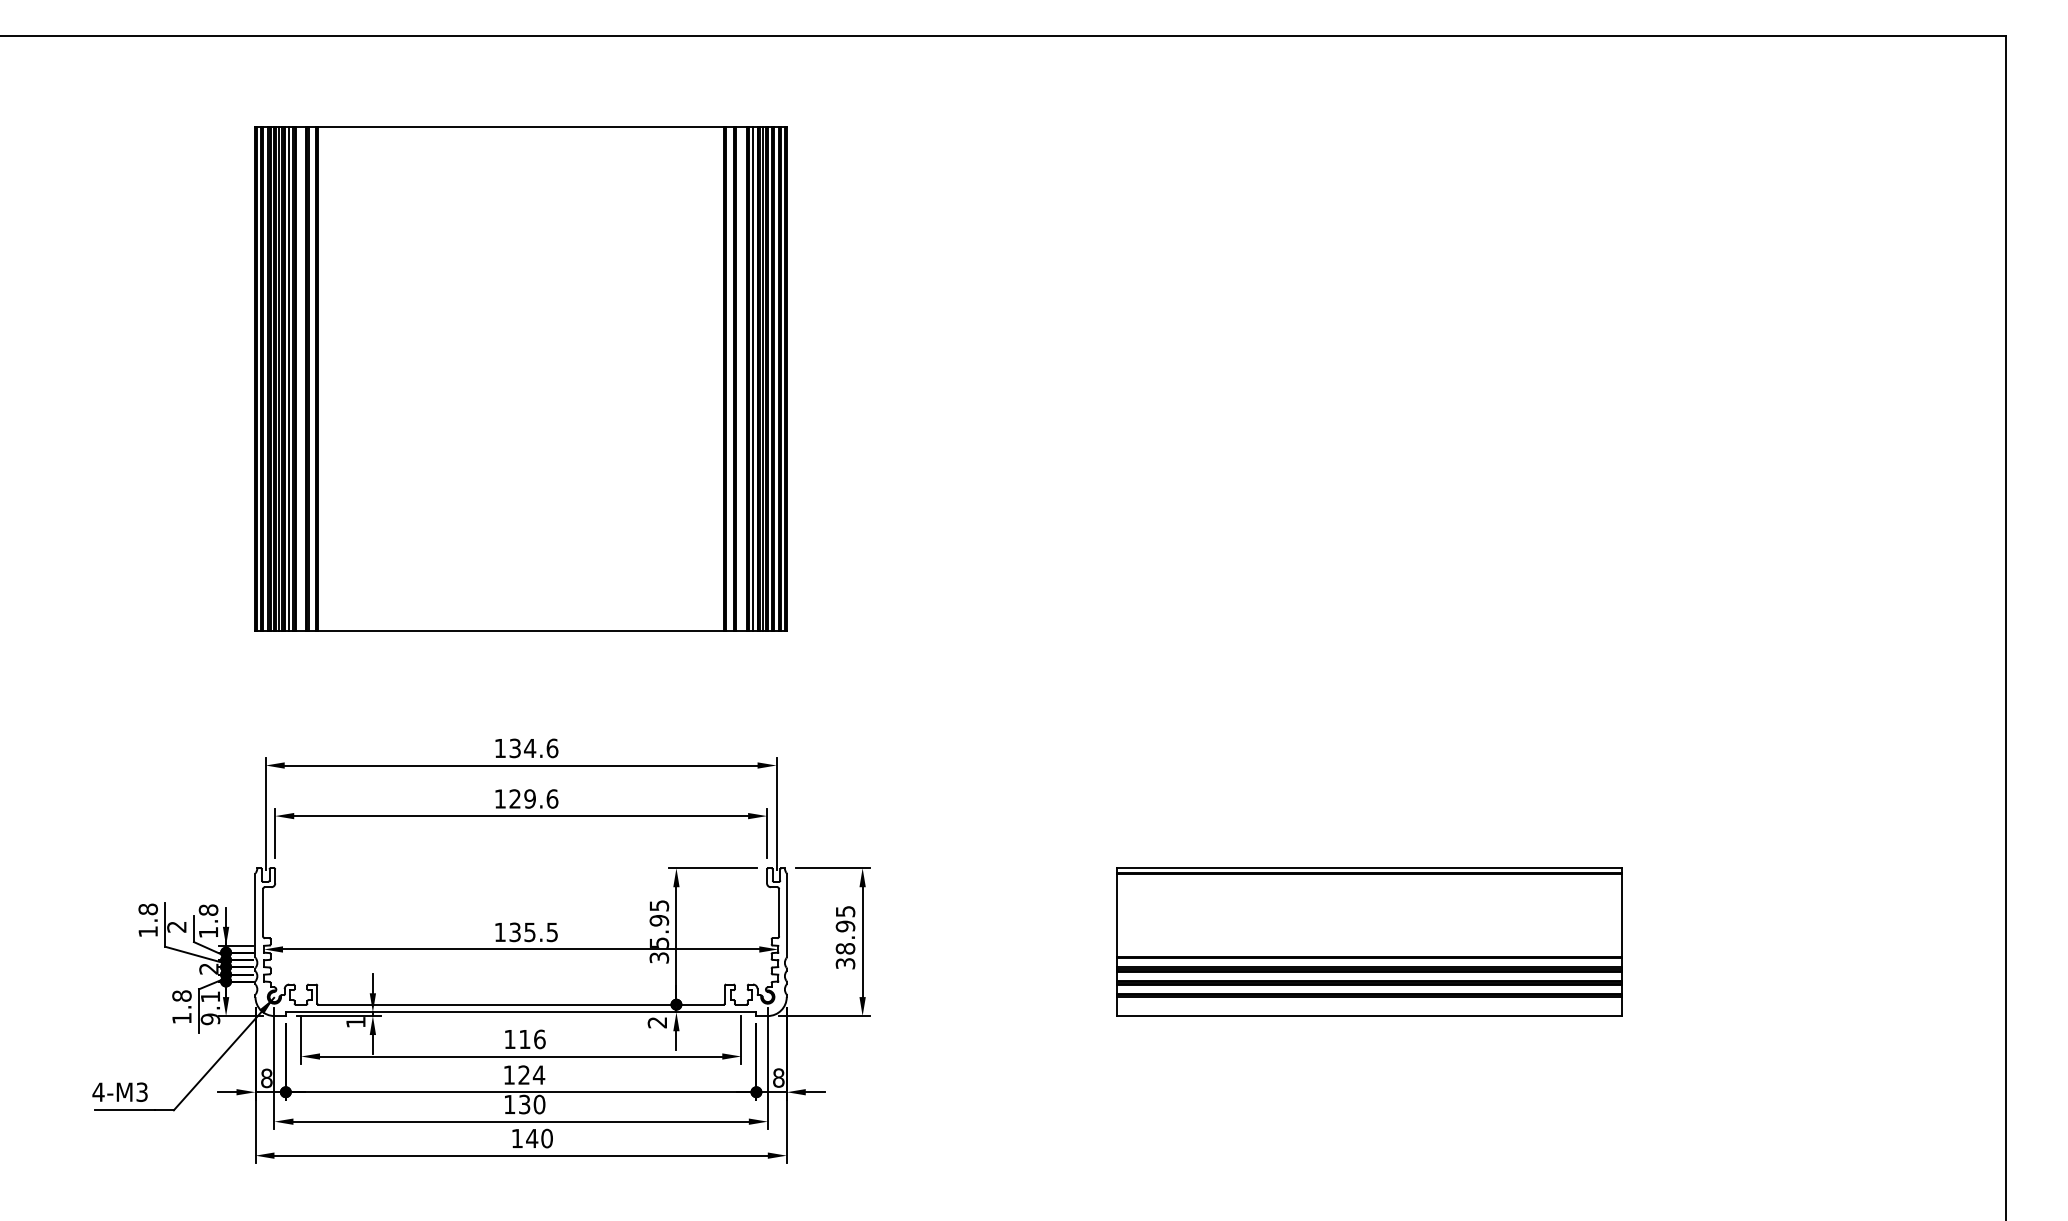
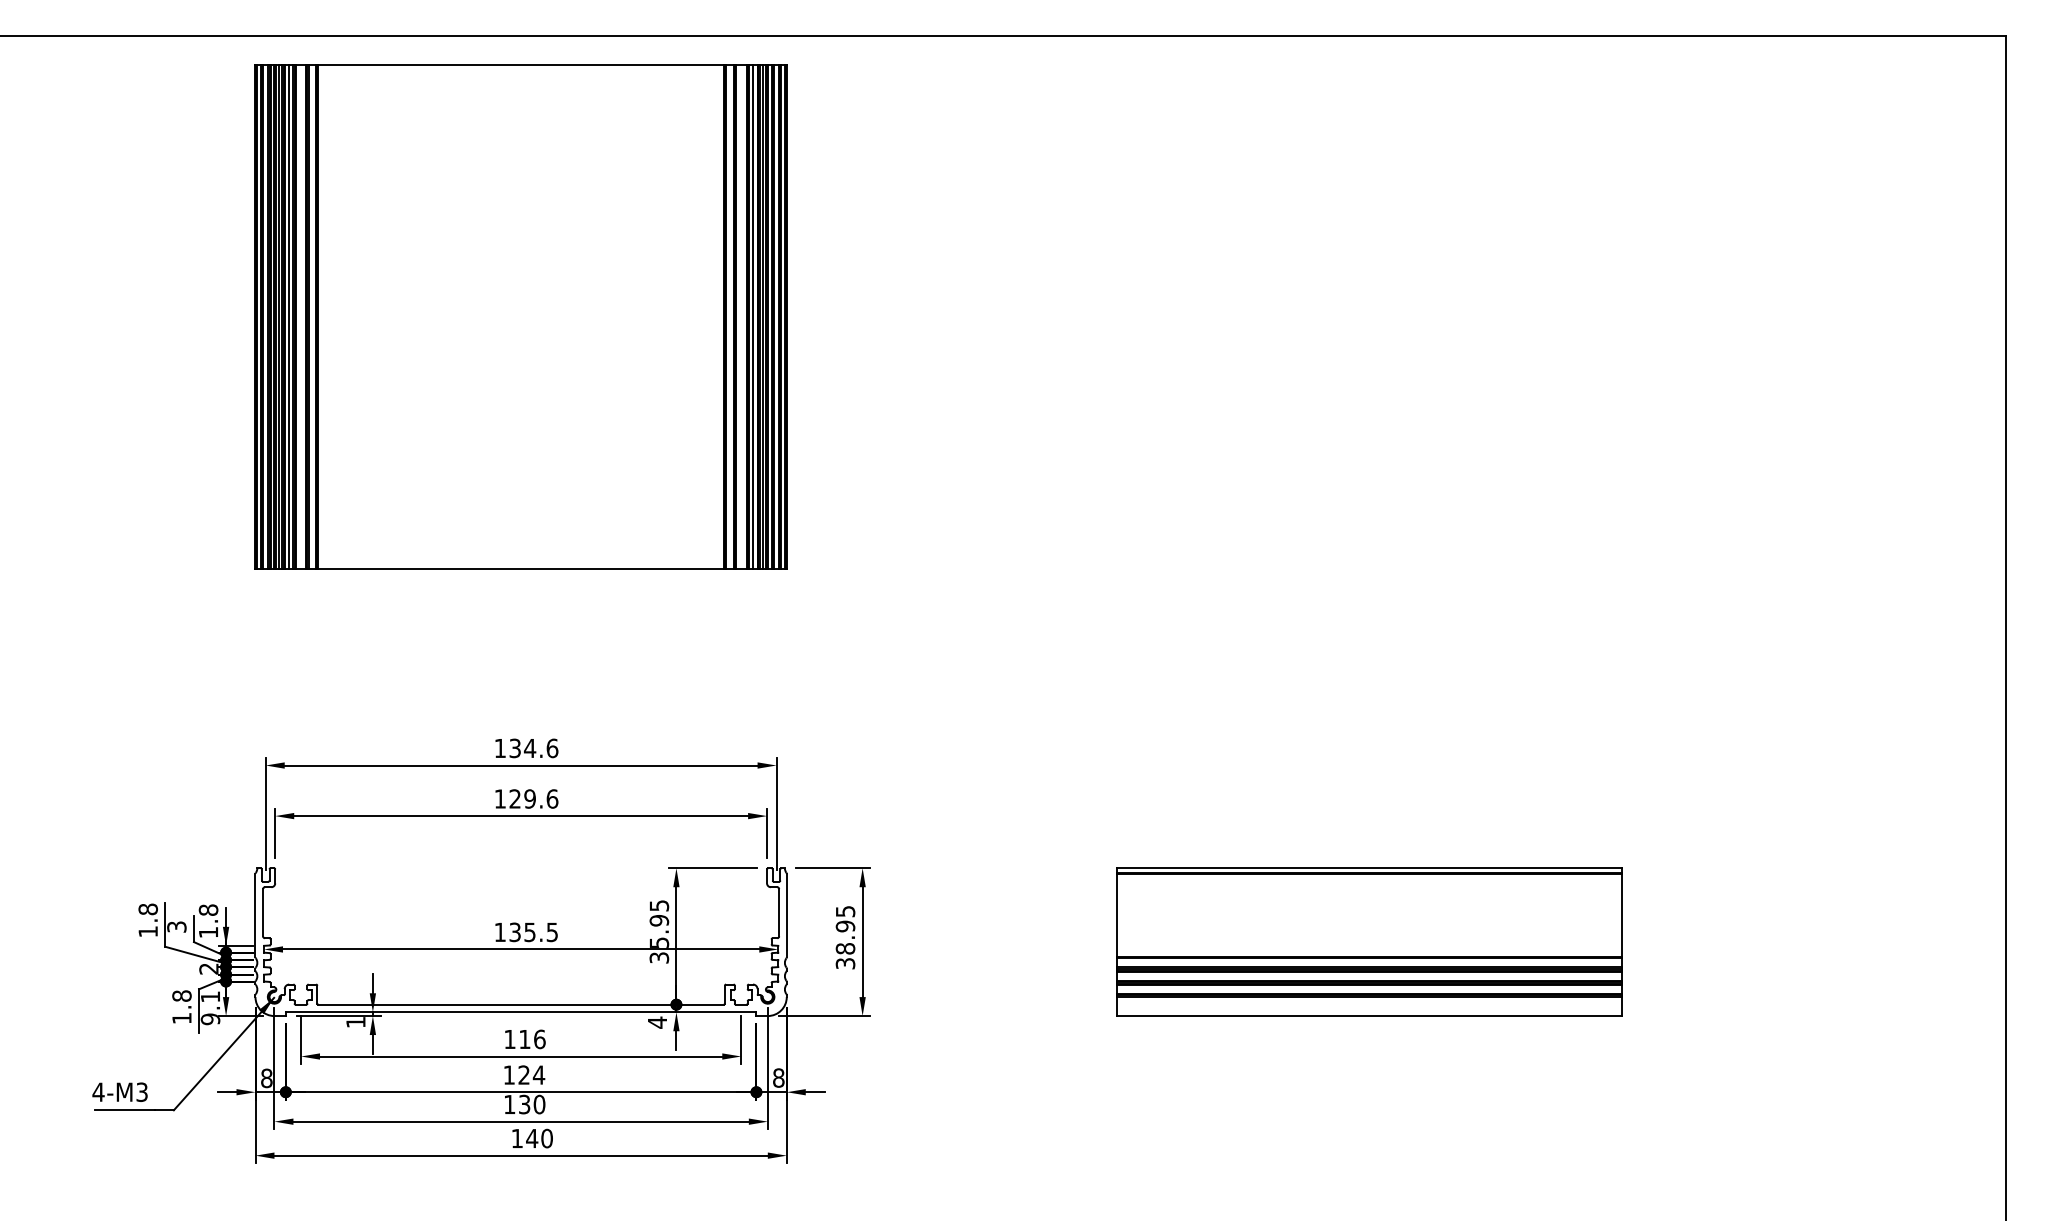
part position: (520, 378) -> (520, 316) (520, 316)
text: 2 -> 3 (176, 926)
text: 2 -> 4 (656, 1022)
